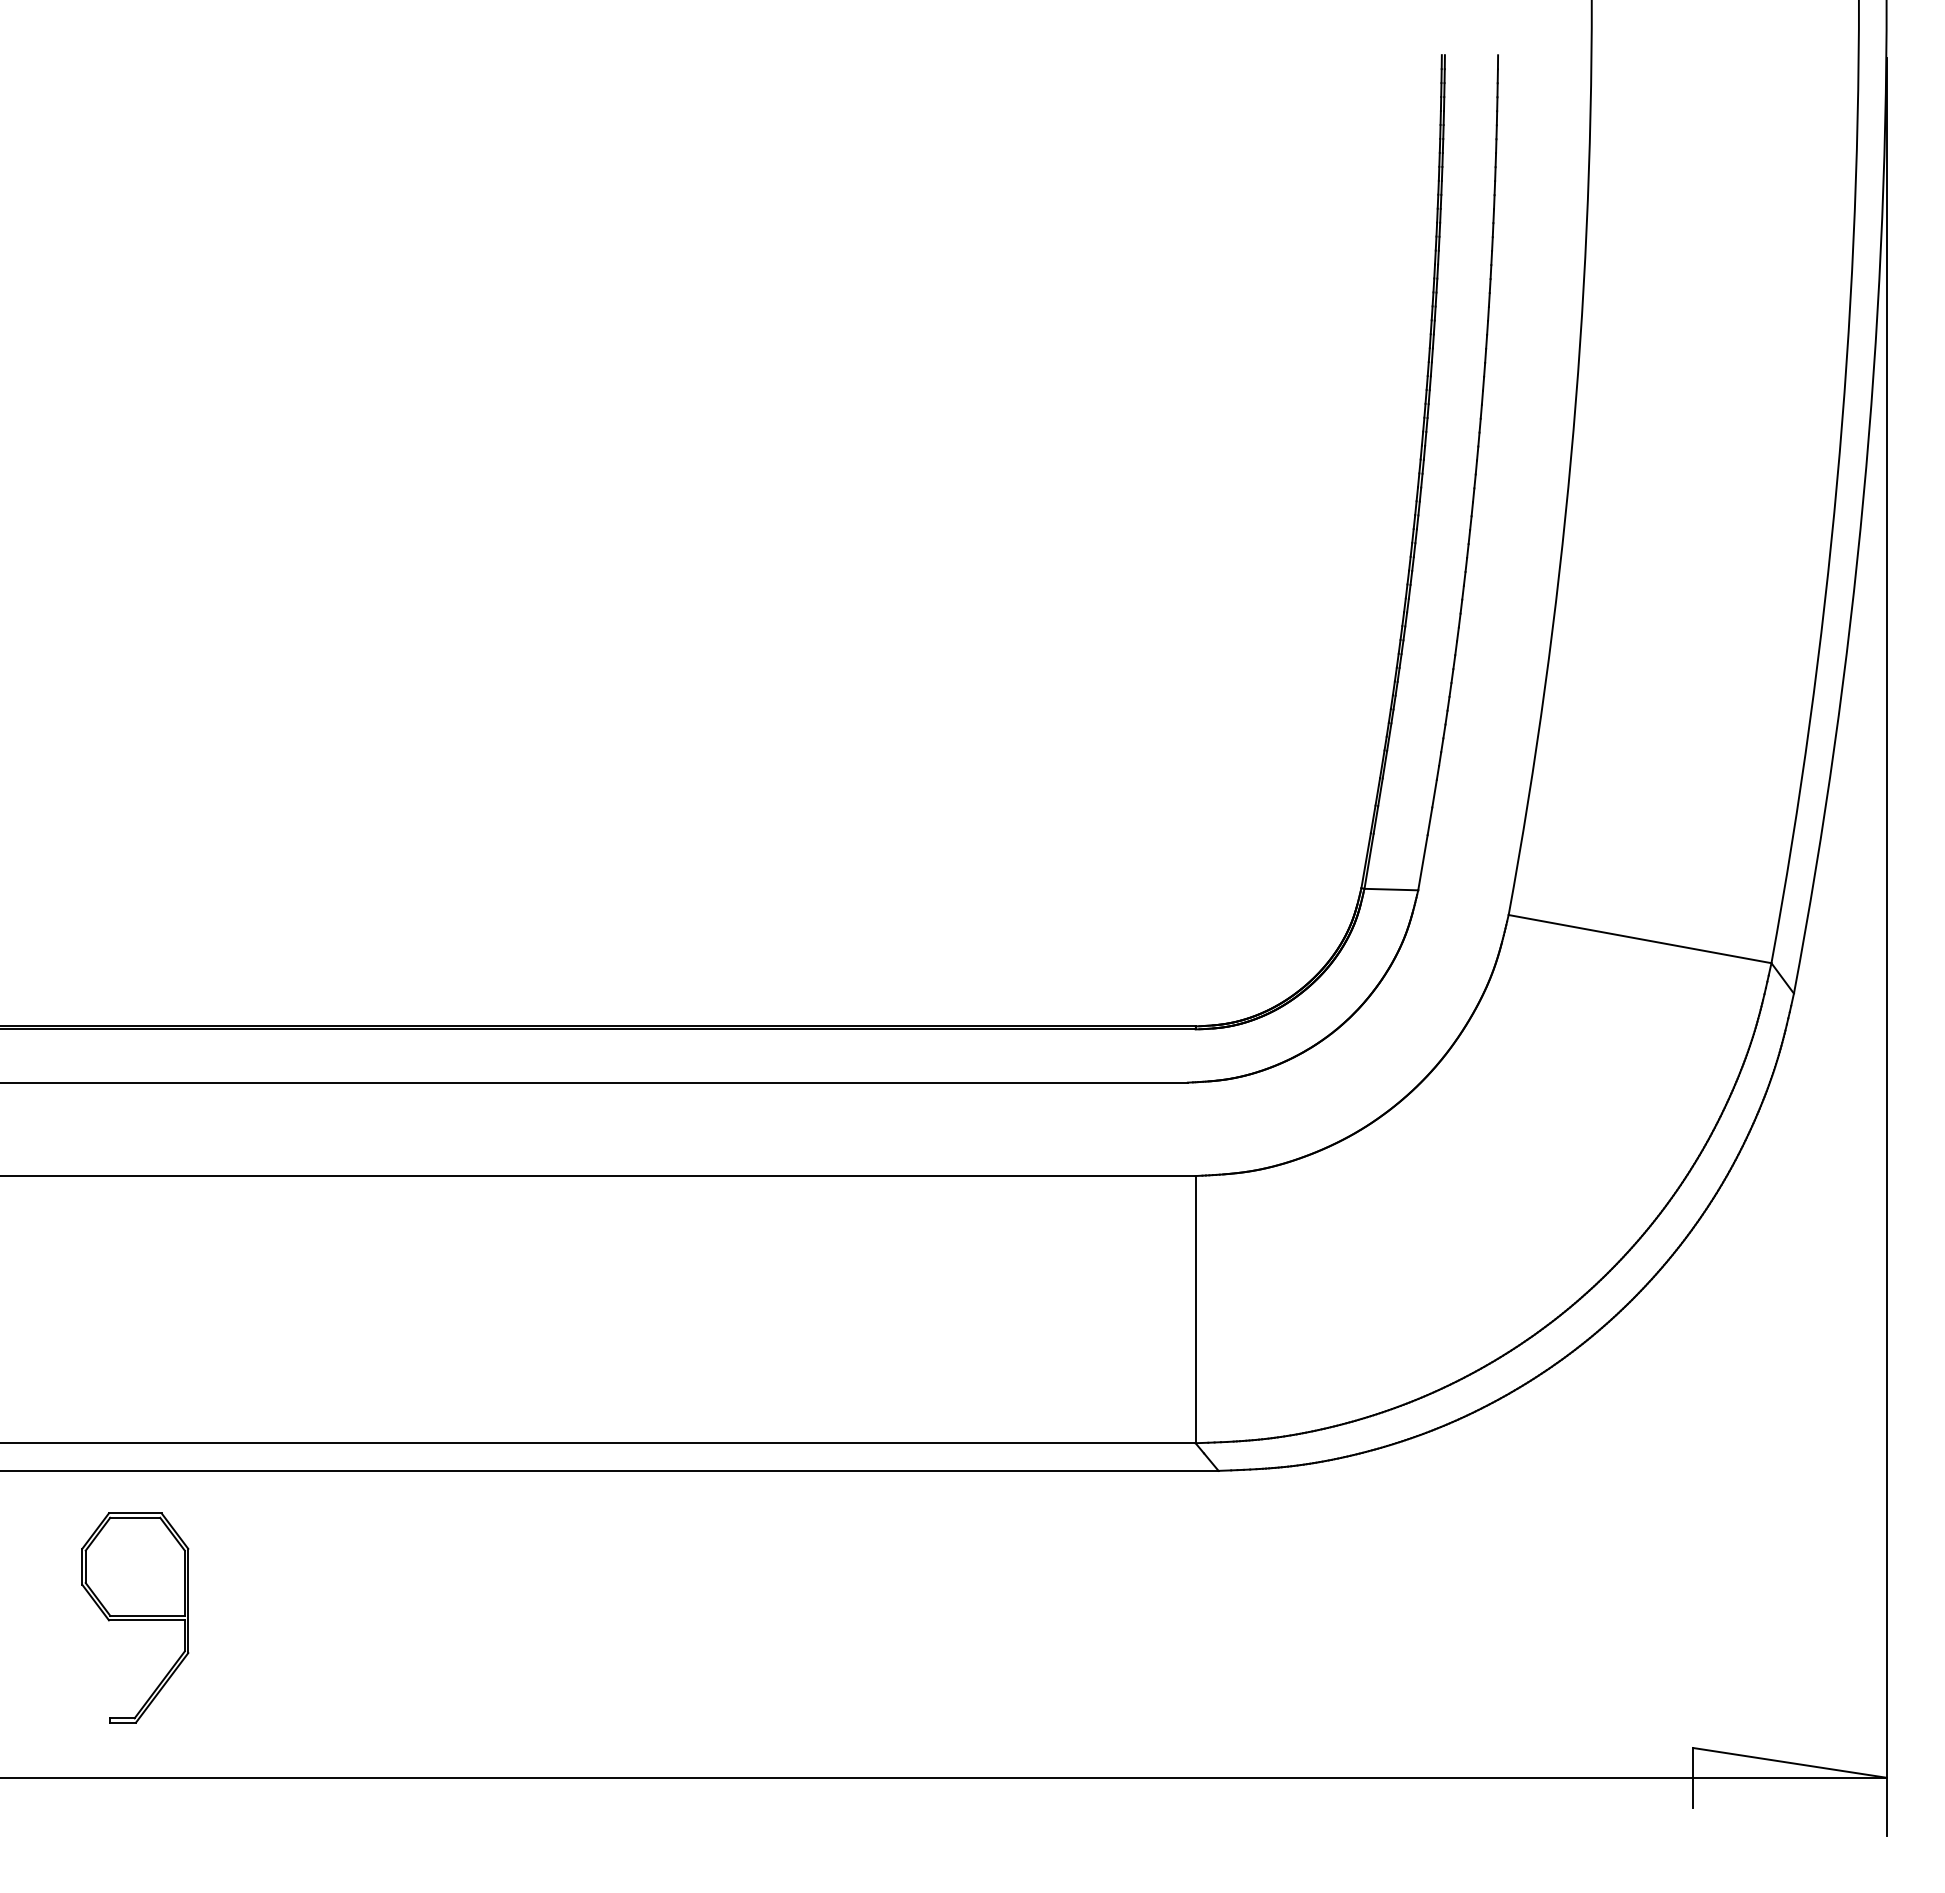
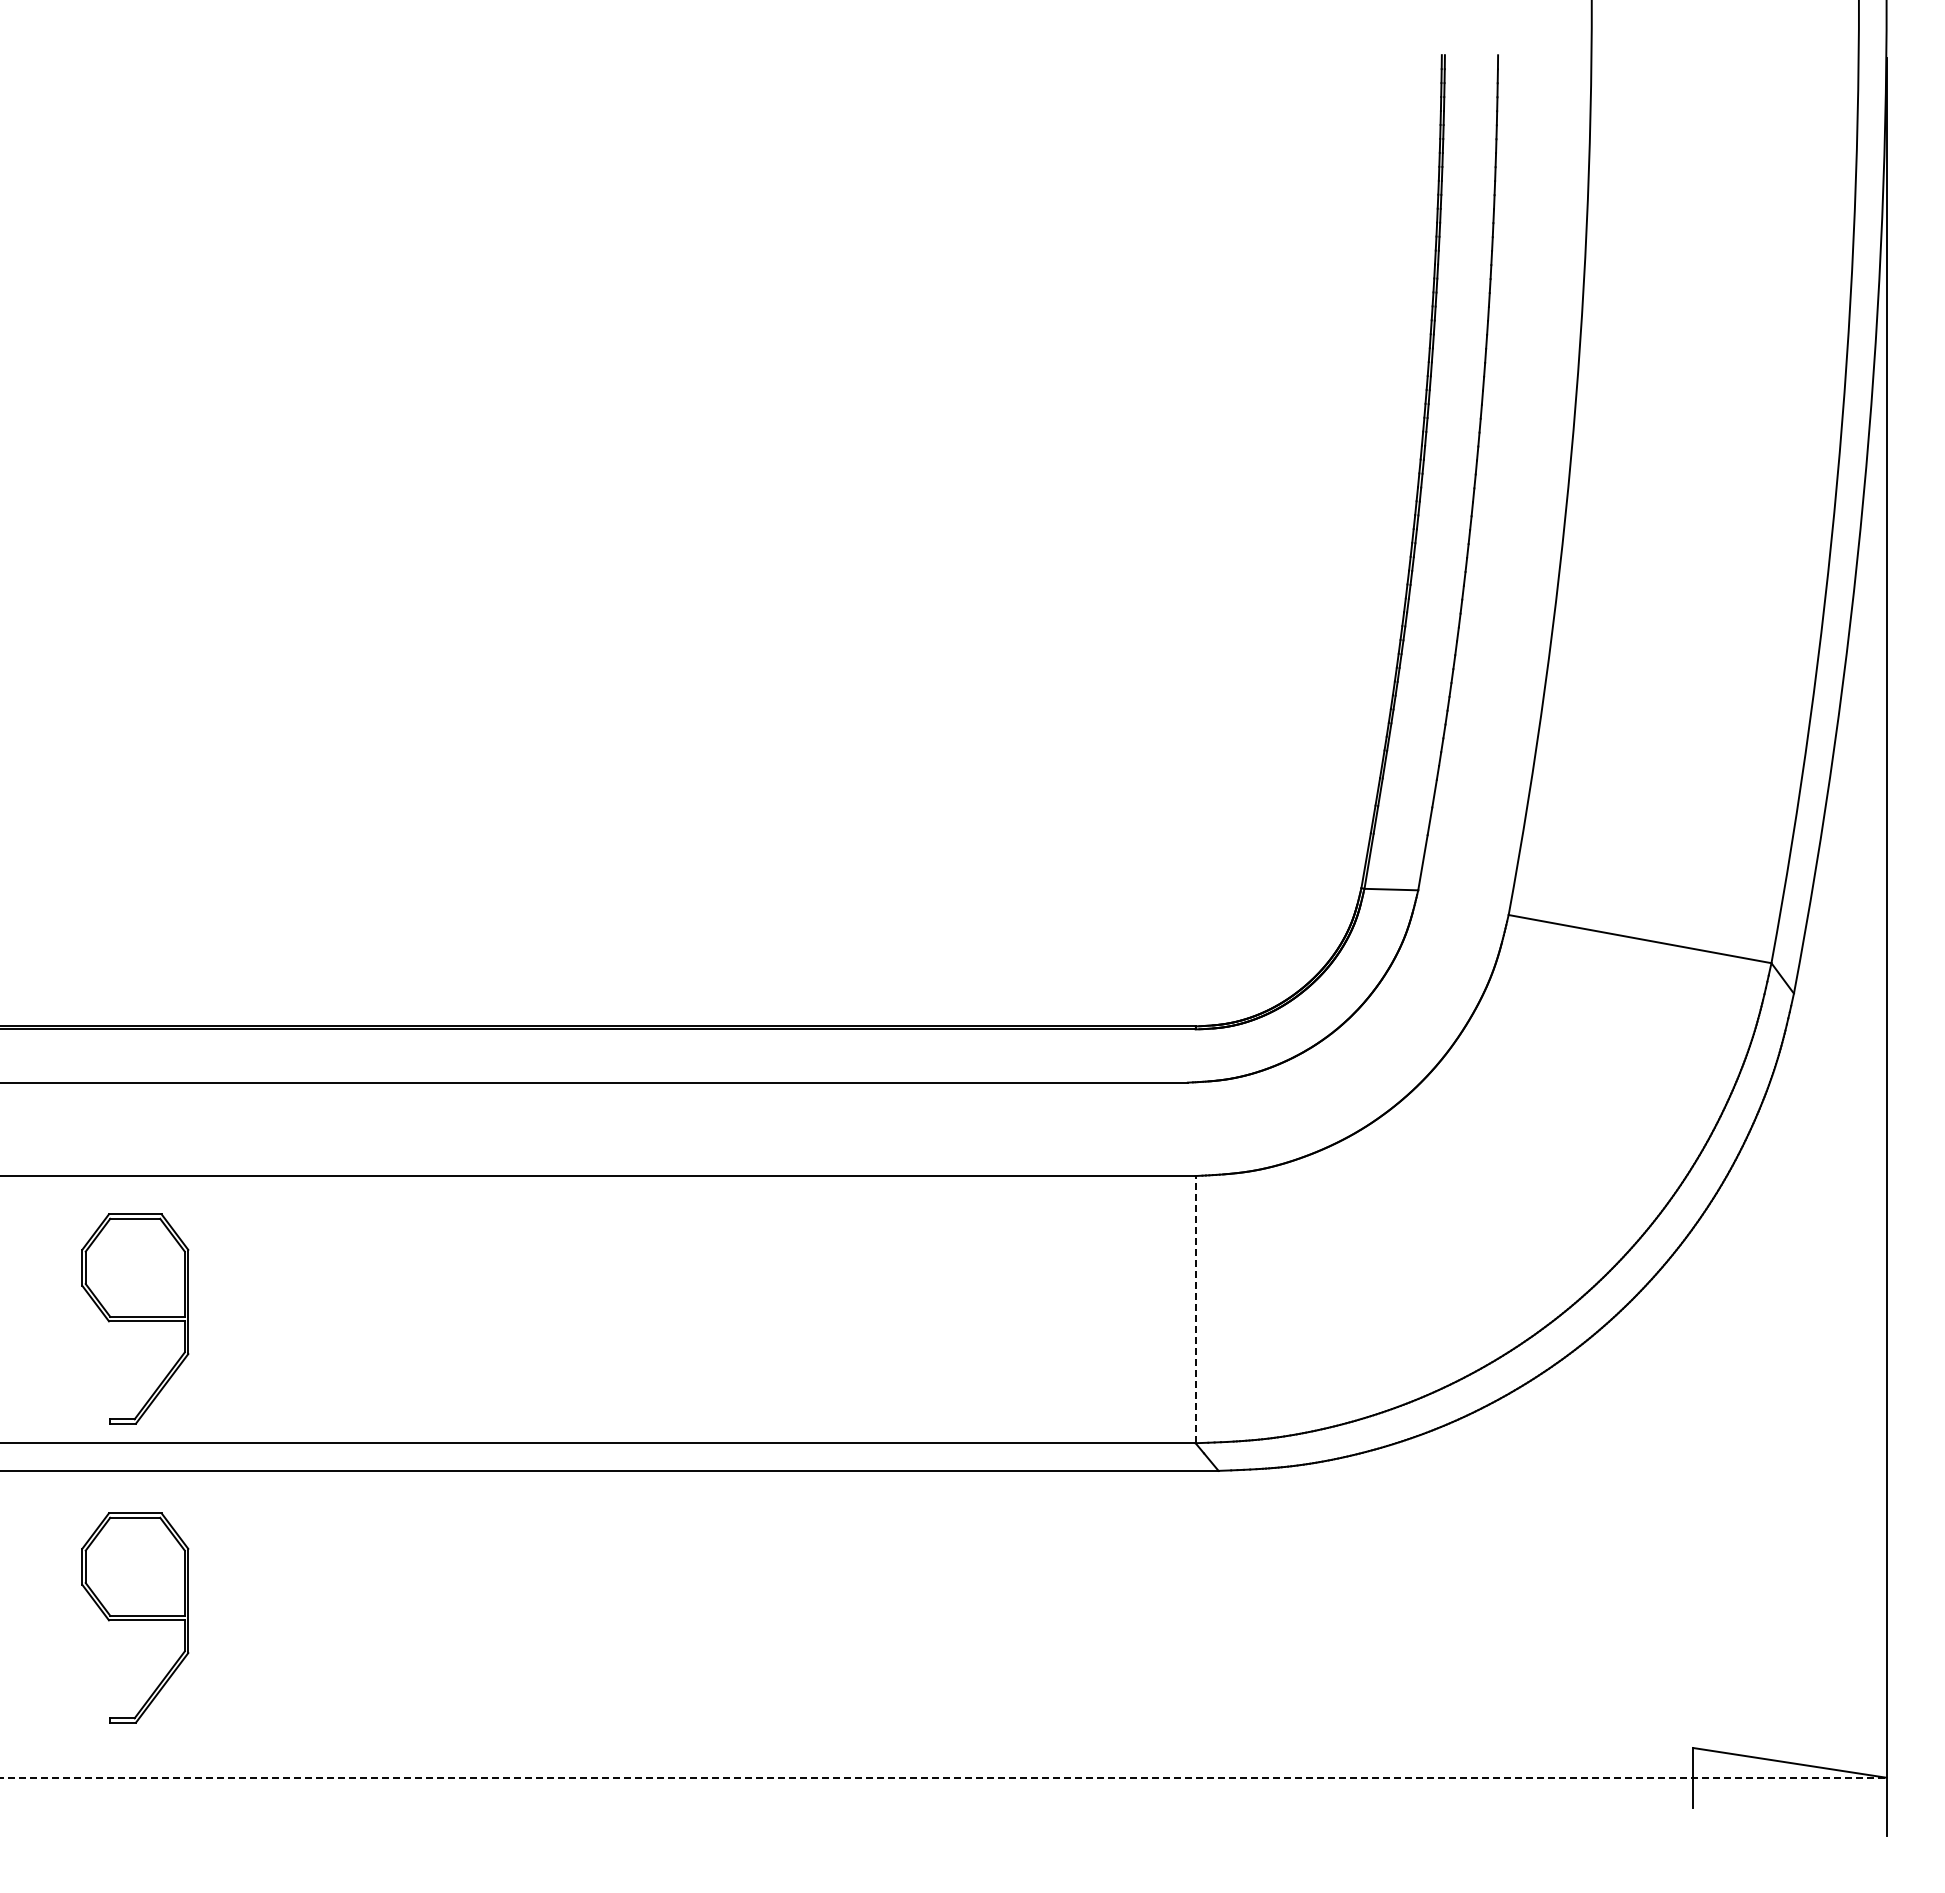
line: solid -> dashed (1195, 1309)
part: none -> present (135, 1318)
line: solid -> dashed (943, 1777)
